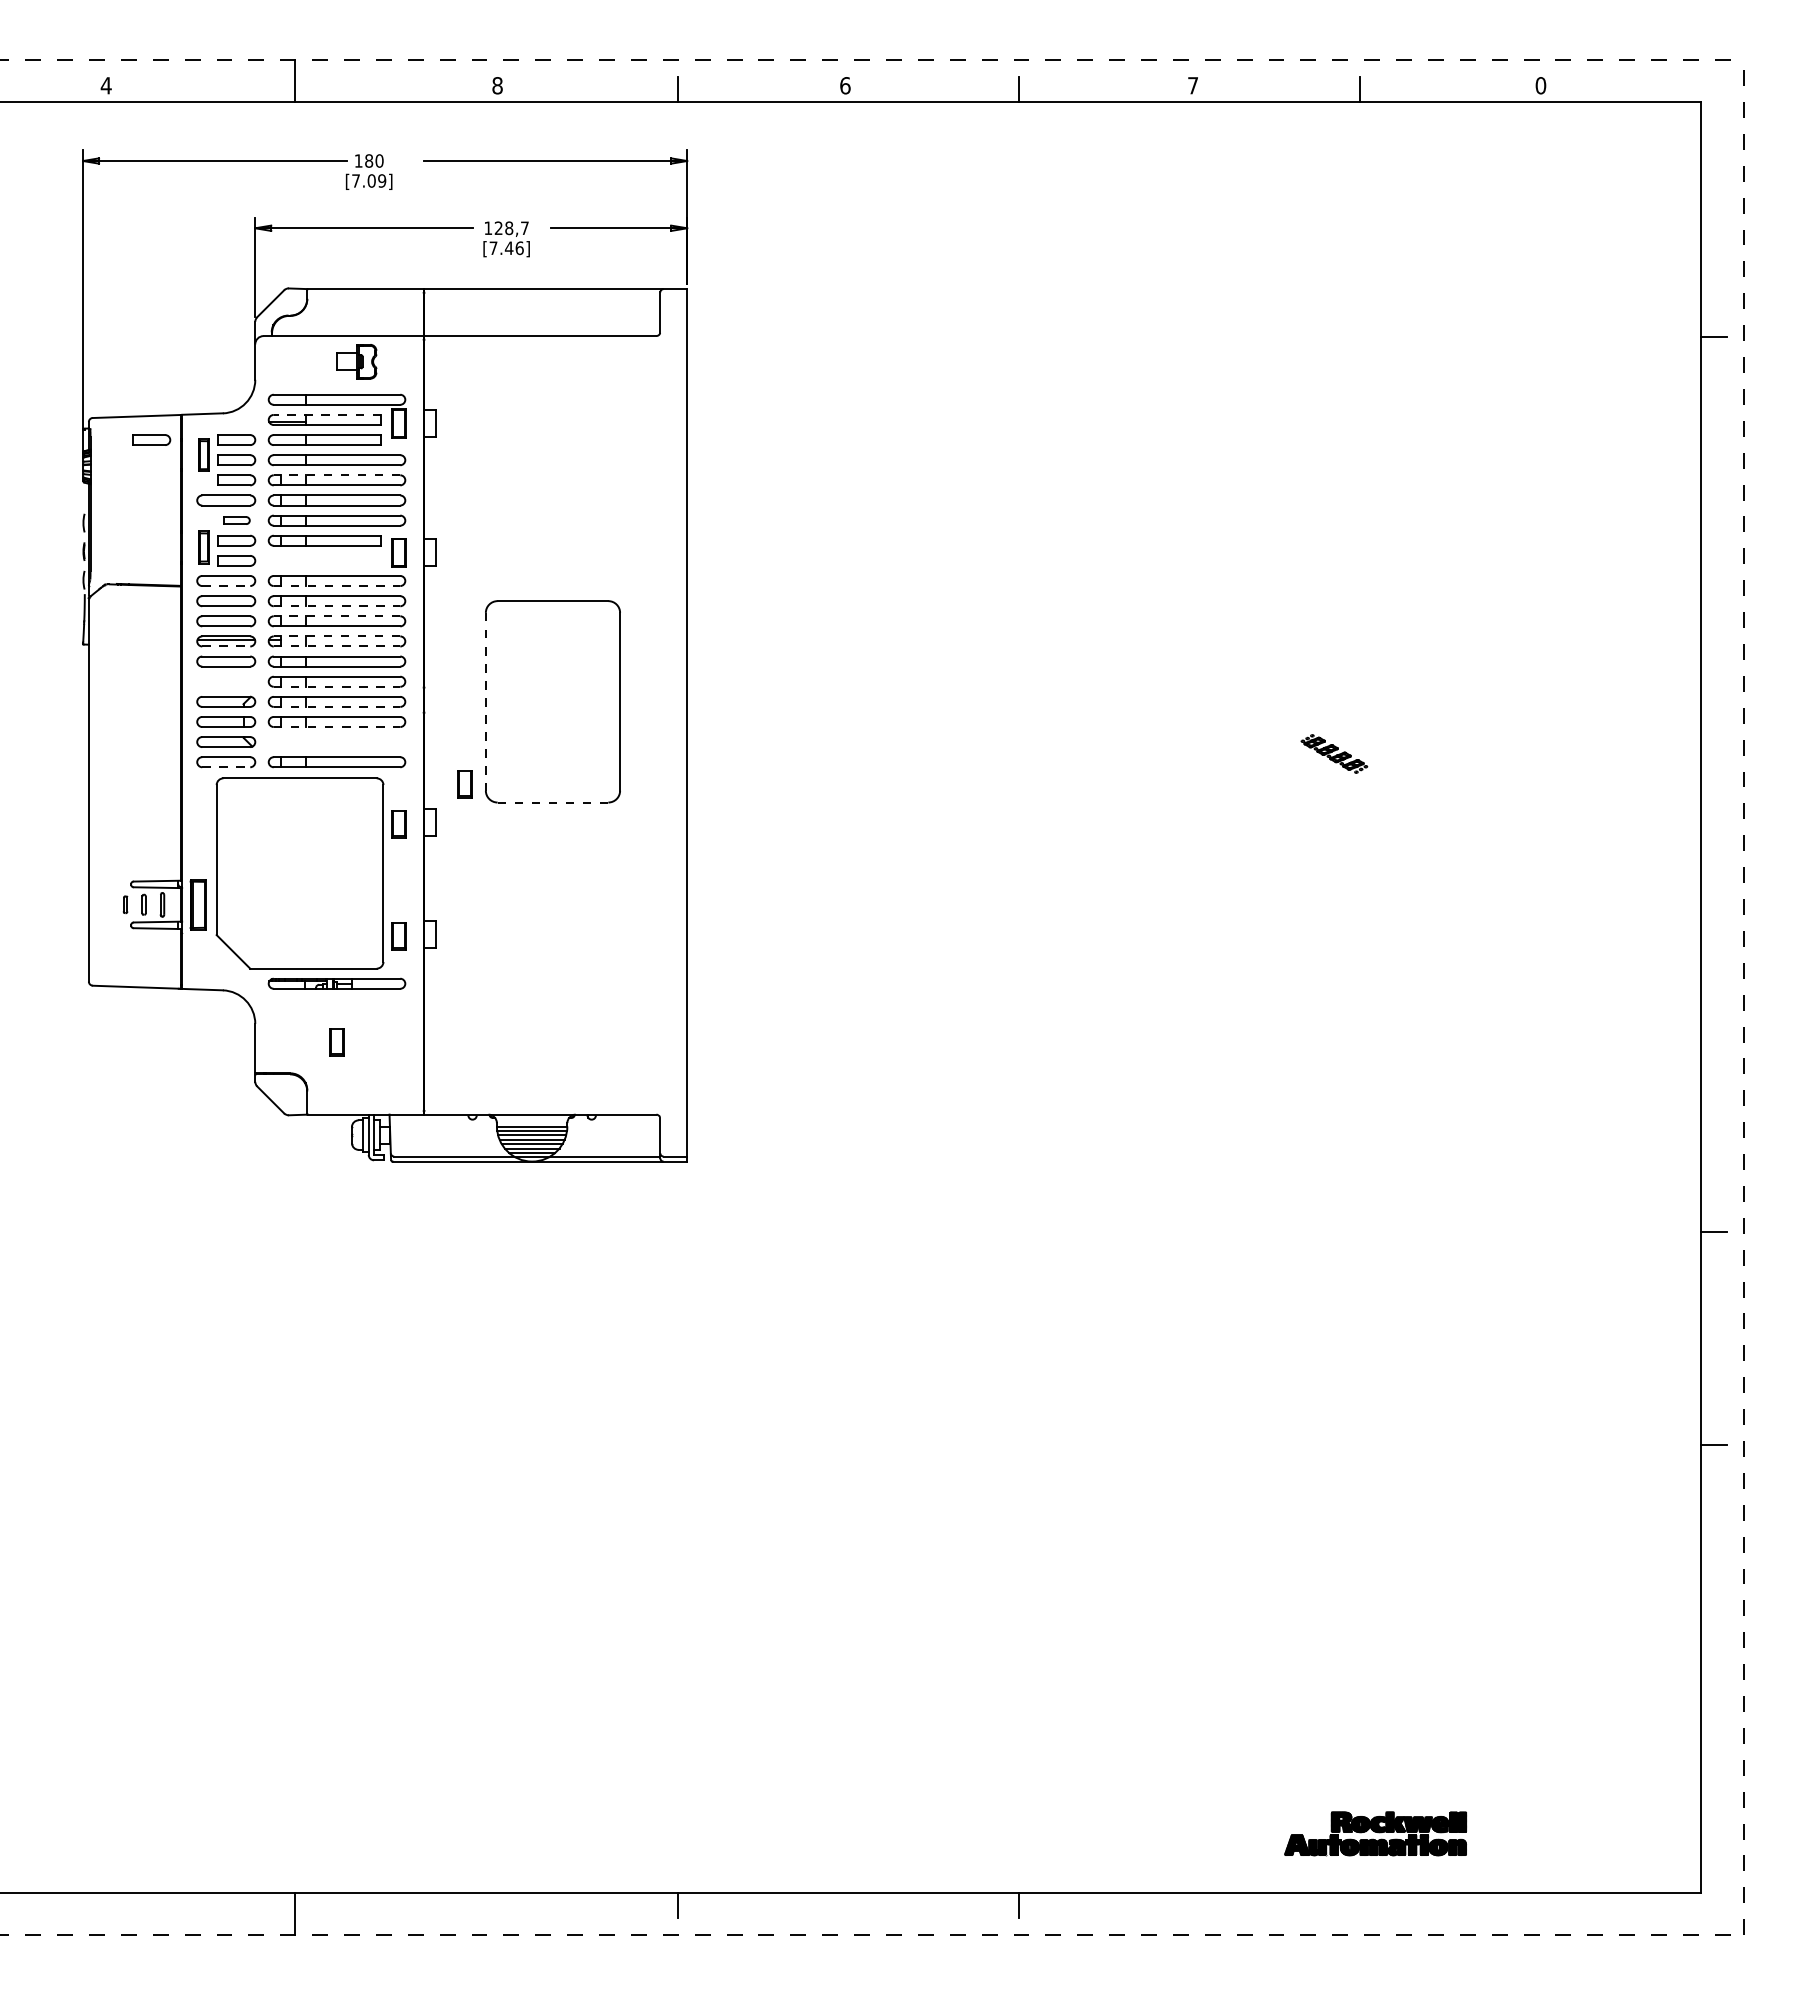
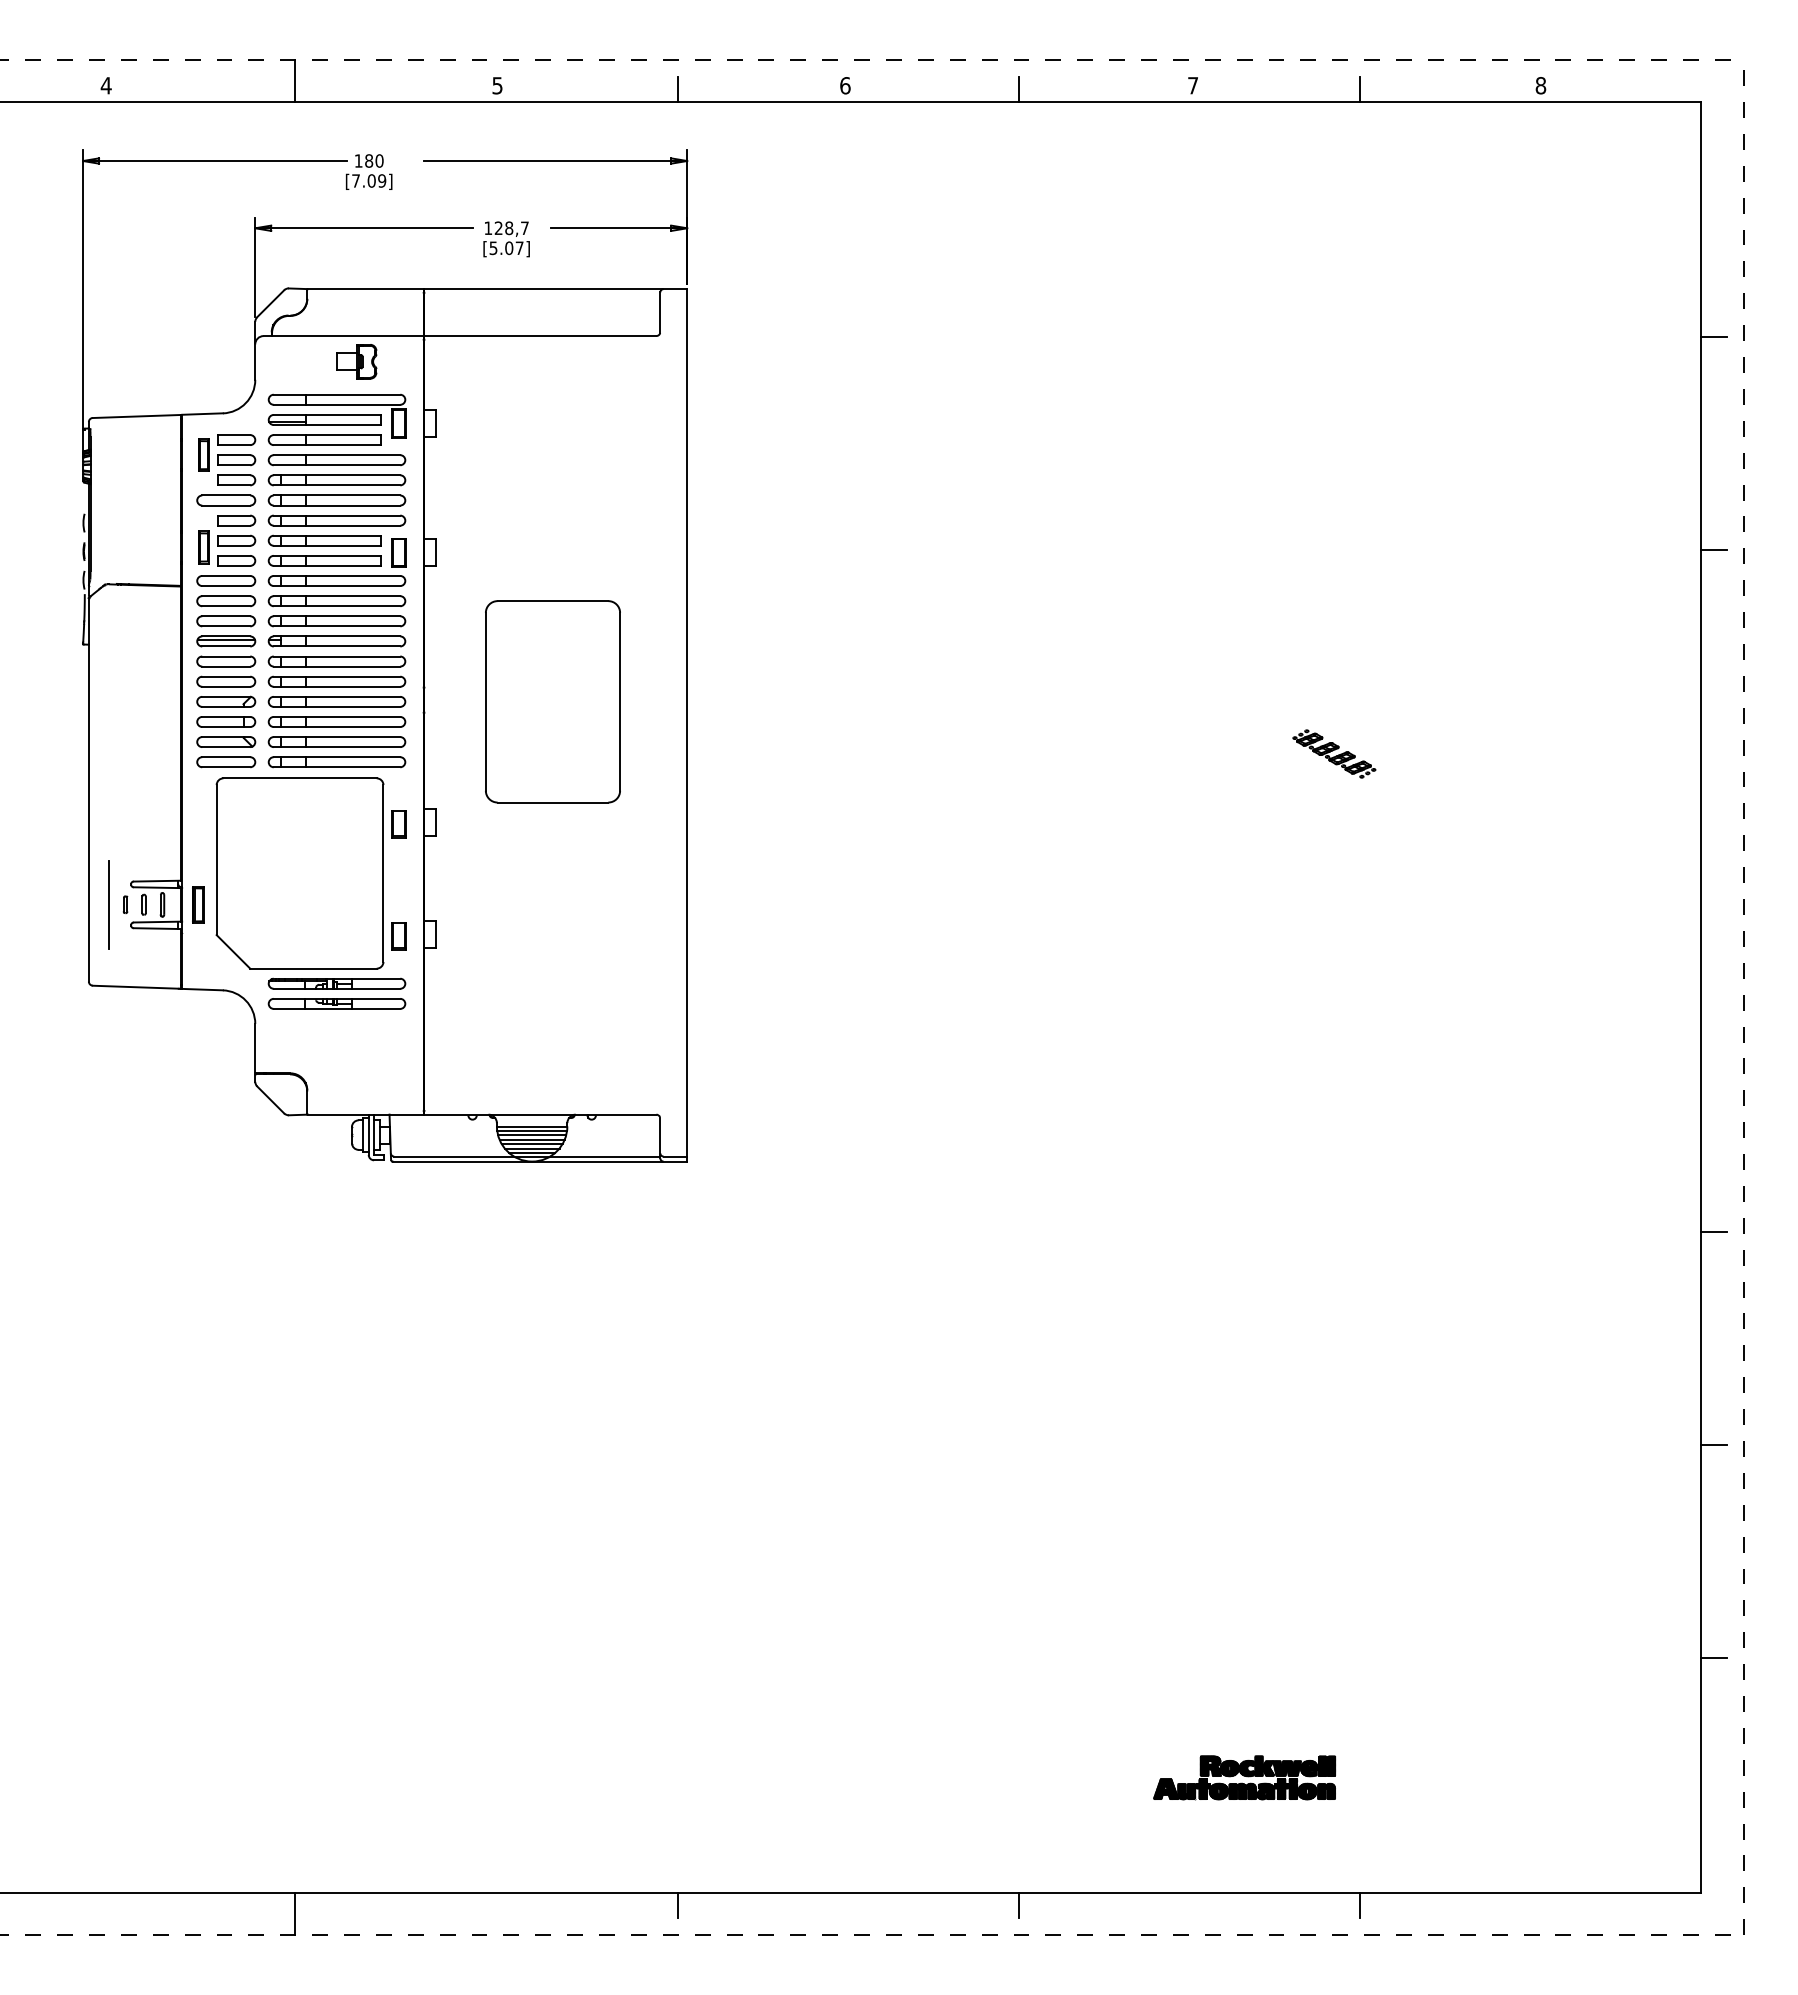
text: 8 -> 5 (497, 85)
text: 0 -> 8 (1540, 85)
text: [7.46] -> [5.07] (506, 248)
line: dashed -> solid (327, 414)
part: present -> none (151, 439)
line: dashed -> solid (336, 475)
part size: 28x9 px -> 40x13 px (236, 520)
line: none -> present (1713, 549)
part: none -> present (324, 560)
line: dashed -> solid (226, 586)
line: dashed -> solid (337, 586)
line: dashed -> solid (337, 606)
line: dashed -> solid (336, 616)
line: dashed -> solid (336, 636)
line: dashed -> solid (226, 646)
line: dashed -> solid (337, 646)
part: none -> present (226, 681)
line: dashed -> solid (337, 686)
line: dashed -> solid (485, 701)
line: dashed -> solid (337, 706)
line: dashed -> solid (337, 727)
part: none -> present (336, 741)
part size: 69x40 px -> 85x50 px (1334, 753)
line: dashed -> solid (226, 767)
part: present -> none (464, 784)
line: dashed -> solid (553, 802)
line: none -> present (108, 904)
part size: 18x52 px -> 13x38 px (198, 904)
part: none -> present (336, 1003)
part: present -> none (336, 1042)
line: none -> present (1713, 1658)
part position: (1375, 1833) -> (1244, 1777) (1244, 1777)
line: none -> present (1360, 1905)
